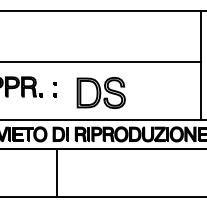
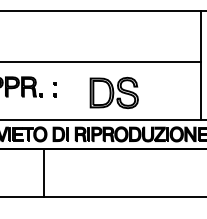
part position: (100, 92) -> (113, 92) (113, 92)
line position: (57, 172) -> (44, 172) (44, 172)
